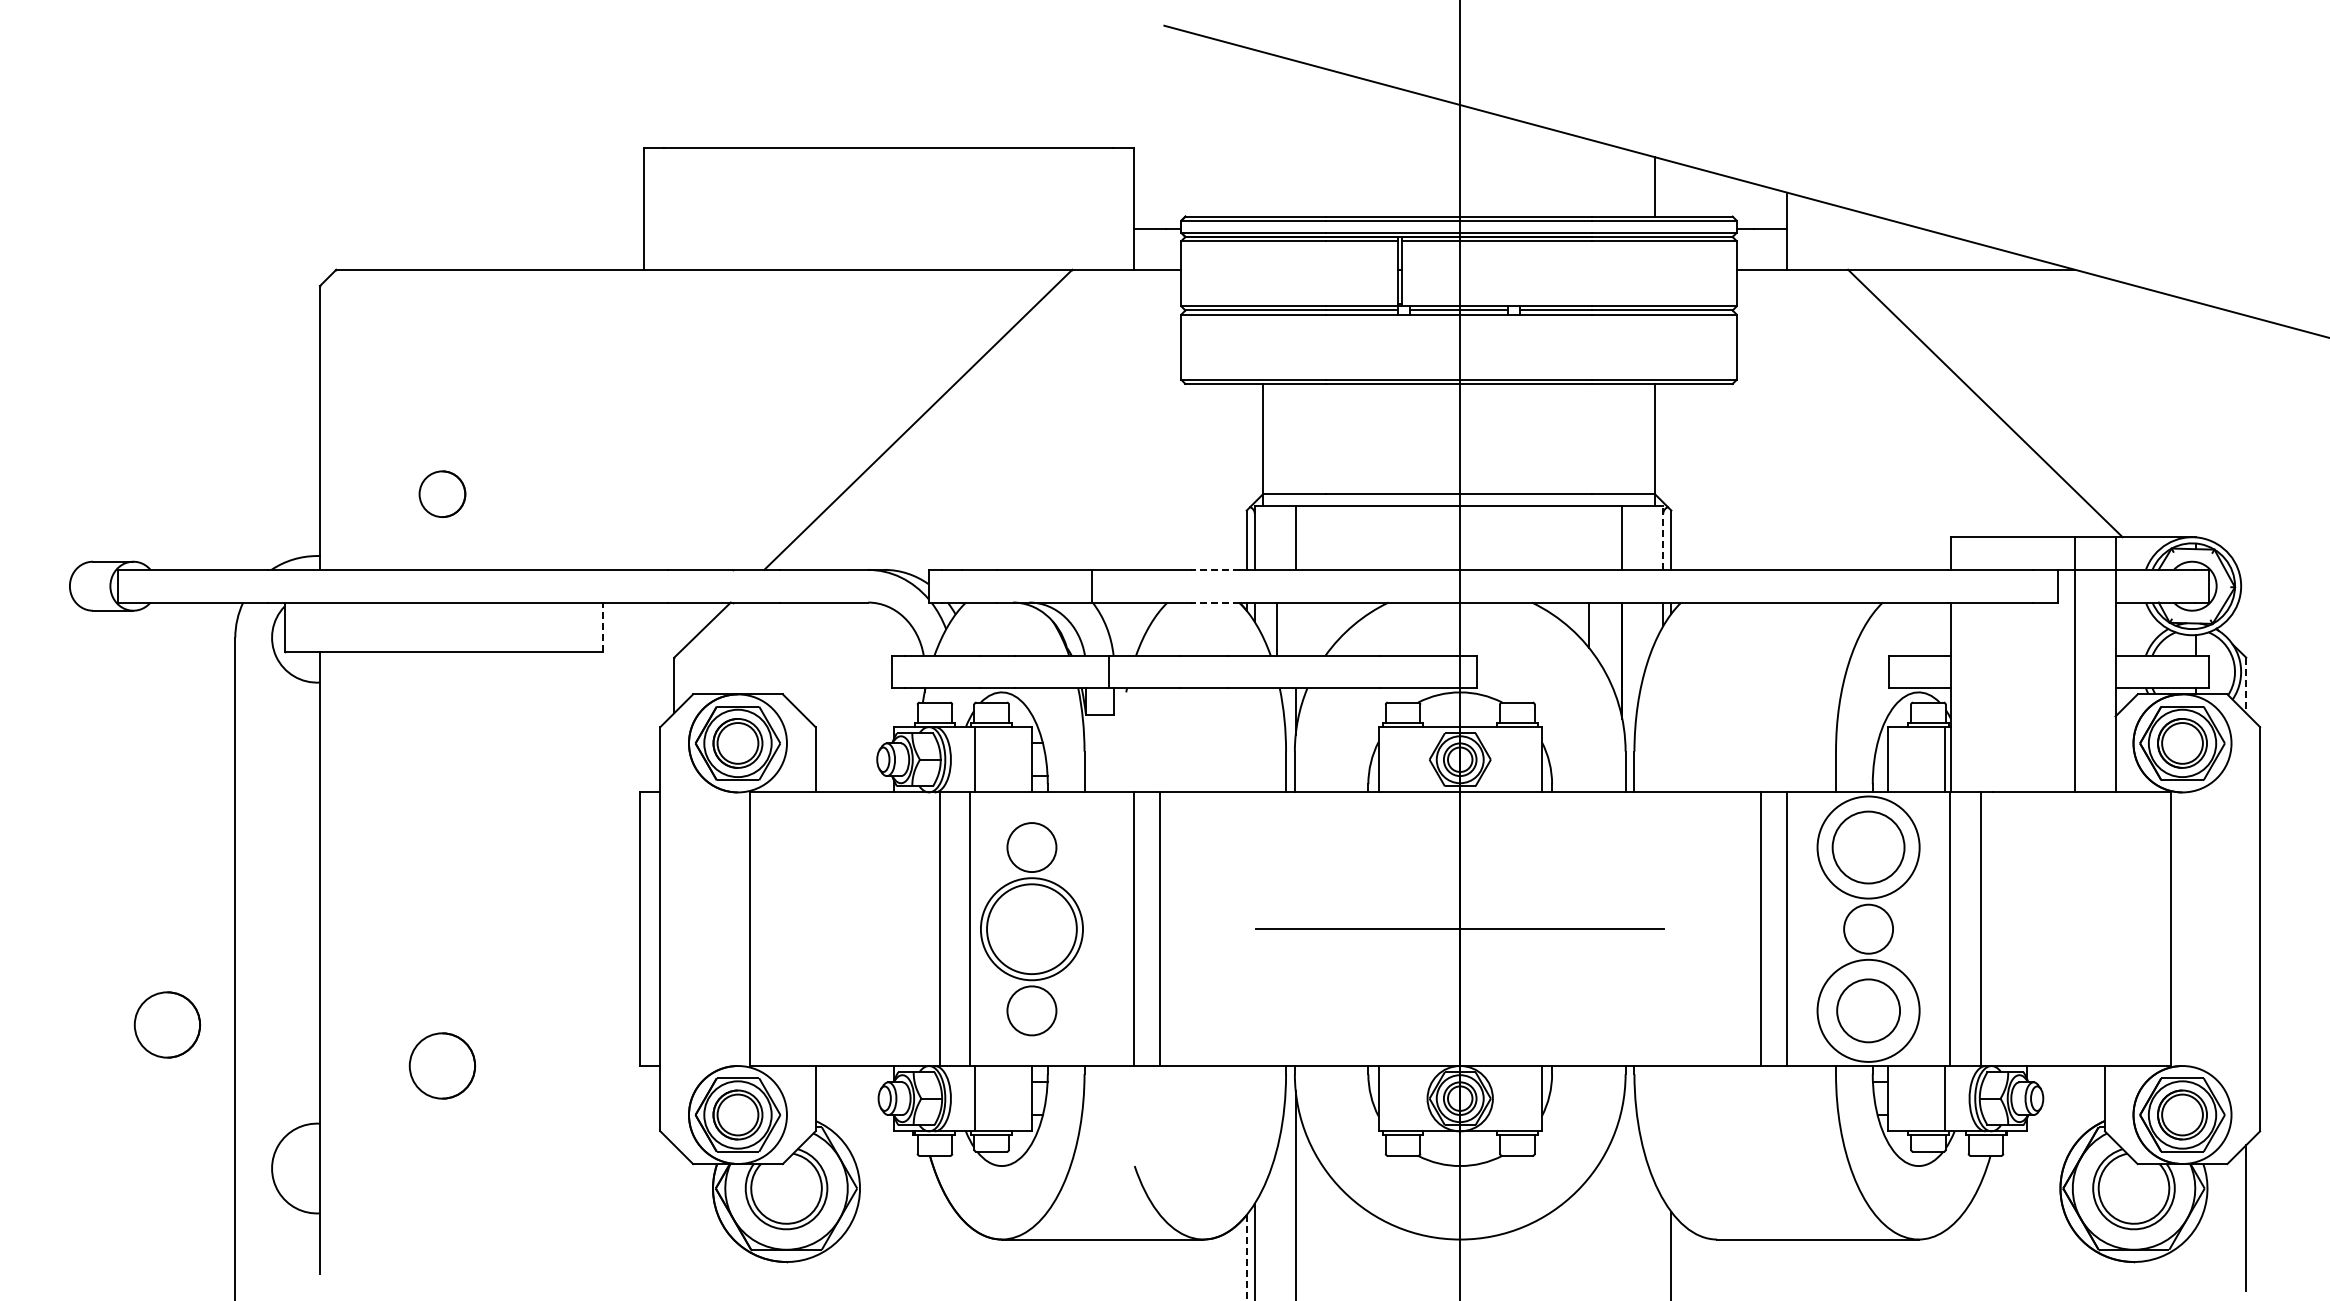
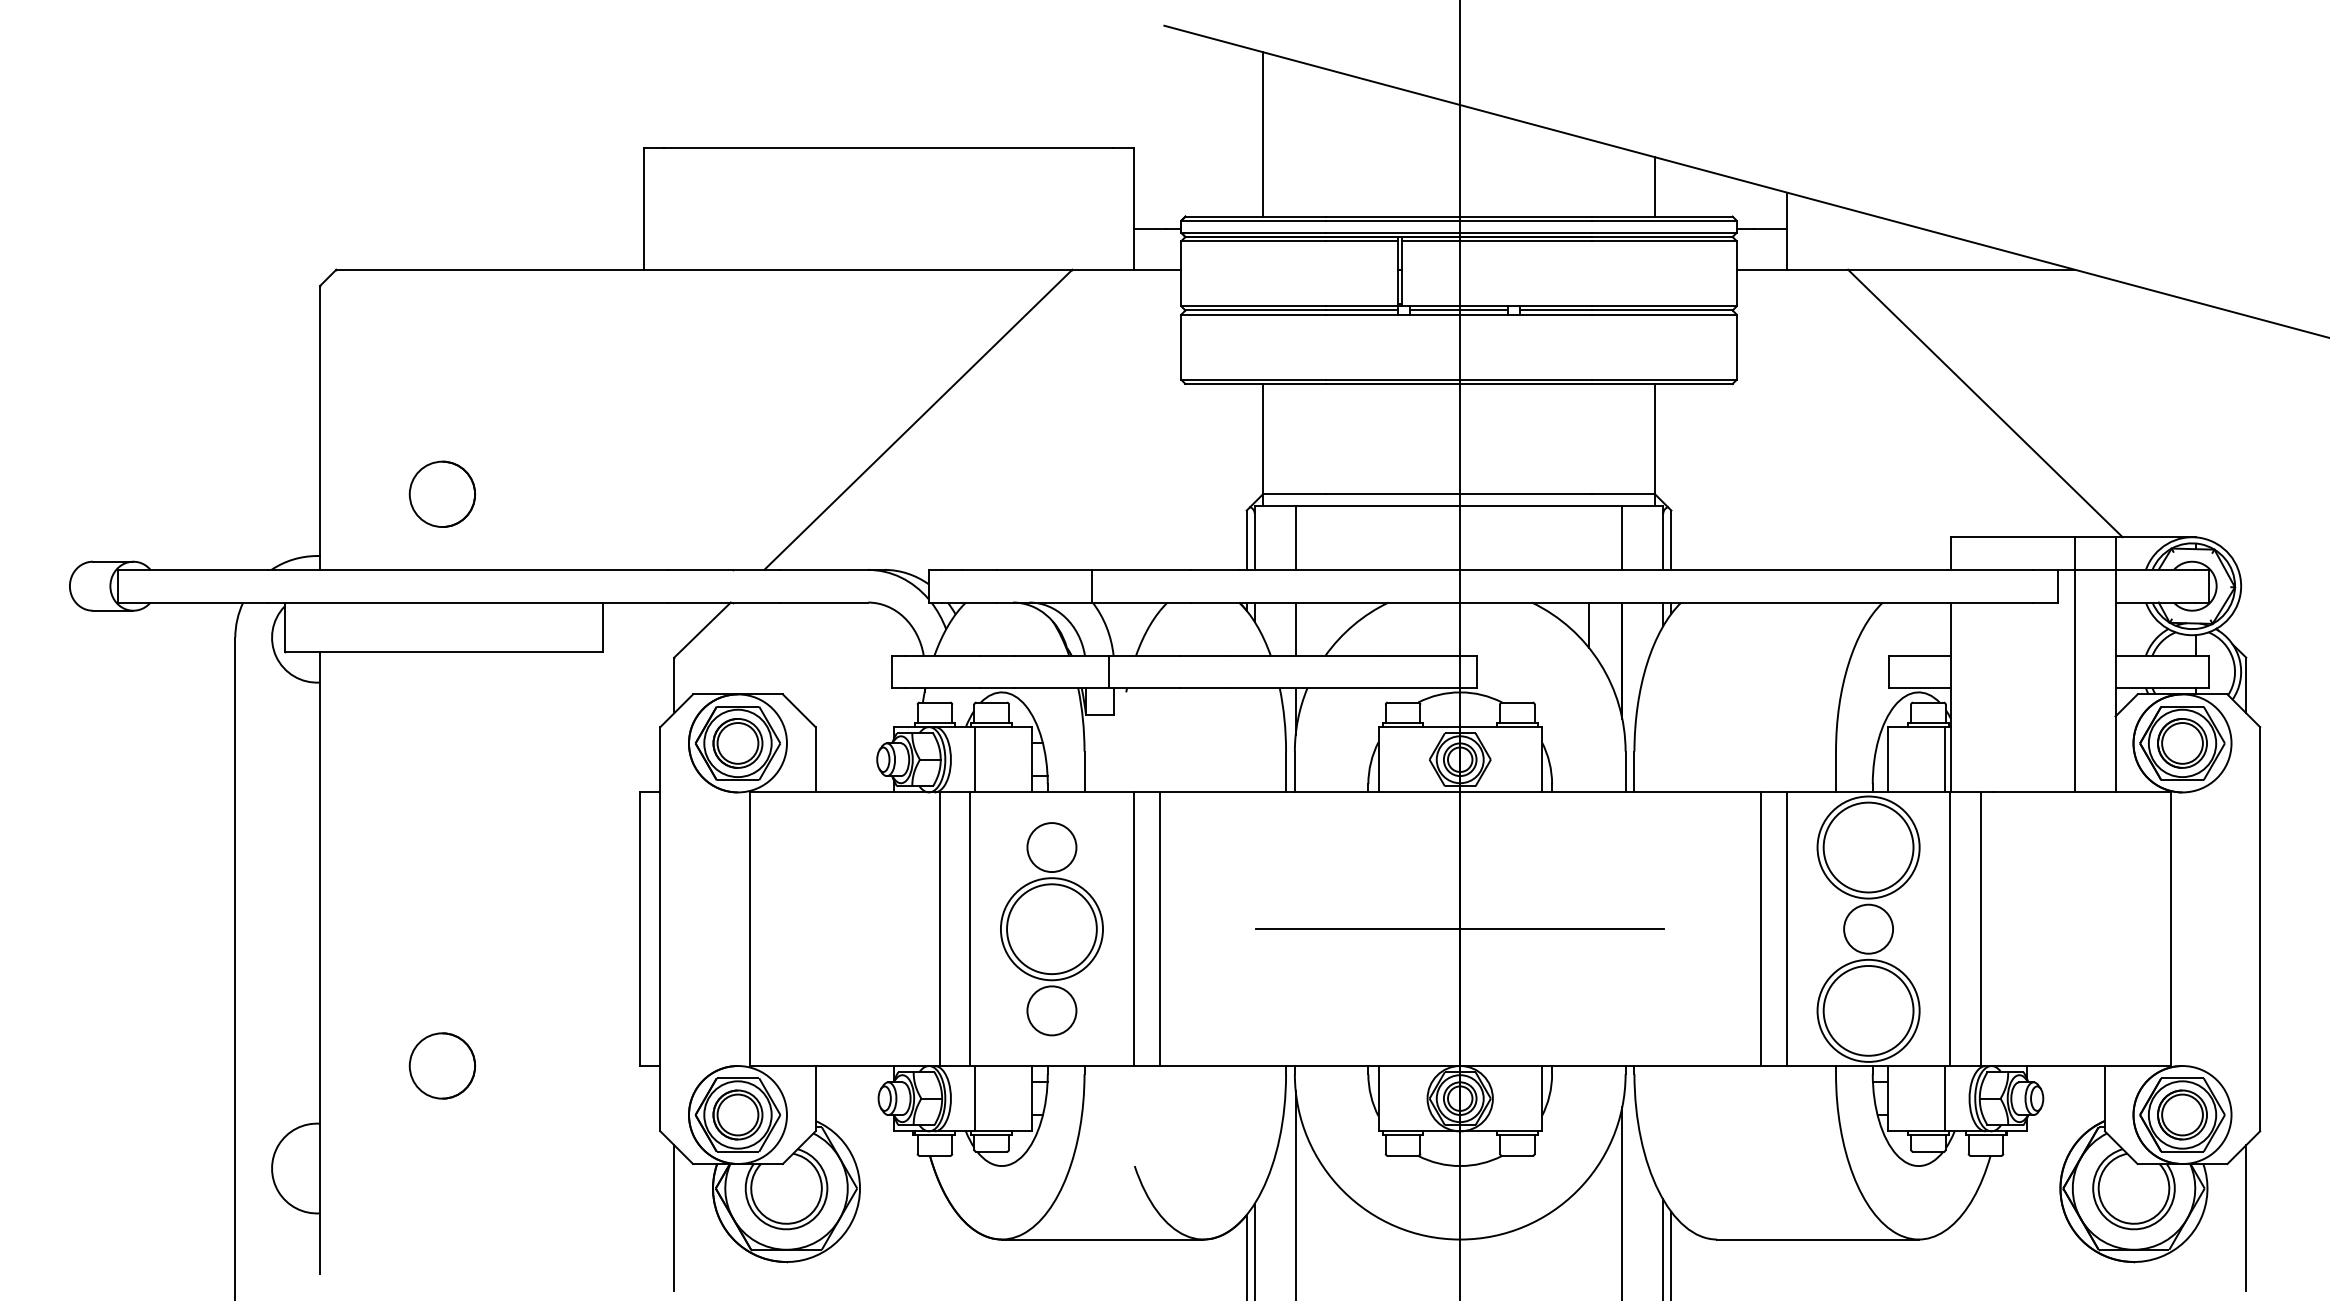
line: none -> present (1263, 134)
part size: 49x48 px -> 69x68 px (442, 493)
line: dashed -> solid (1663, 538)
line: dashed -> solid (1214, 569)
line: dashed -> solid (1214, 602)
line: dashed -> solid (603, 626)
line position: (1276, 628) -> (1295, 628) (1295, 628)
line: dashed -> solid (2246, 685)
circle diameter: 72 px -> 90 px (1868, 847)
part position: (1031, 929) -> (1051, 929) (1051, 929)
circle diameter: 63 px -> 90 px (1868, 1010)
part: present -> none (167, 1024)
line: none -> present (1622, 1201)
line: none -> present (674, 1217)
line: none -> present (1663, 1248)
line: dashed -> solid (1246, 1258)
